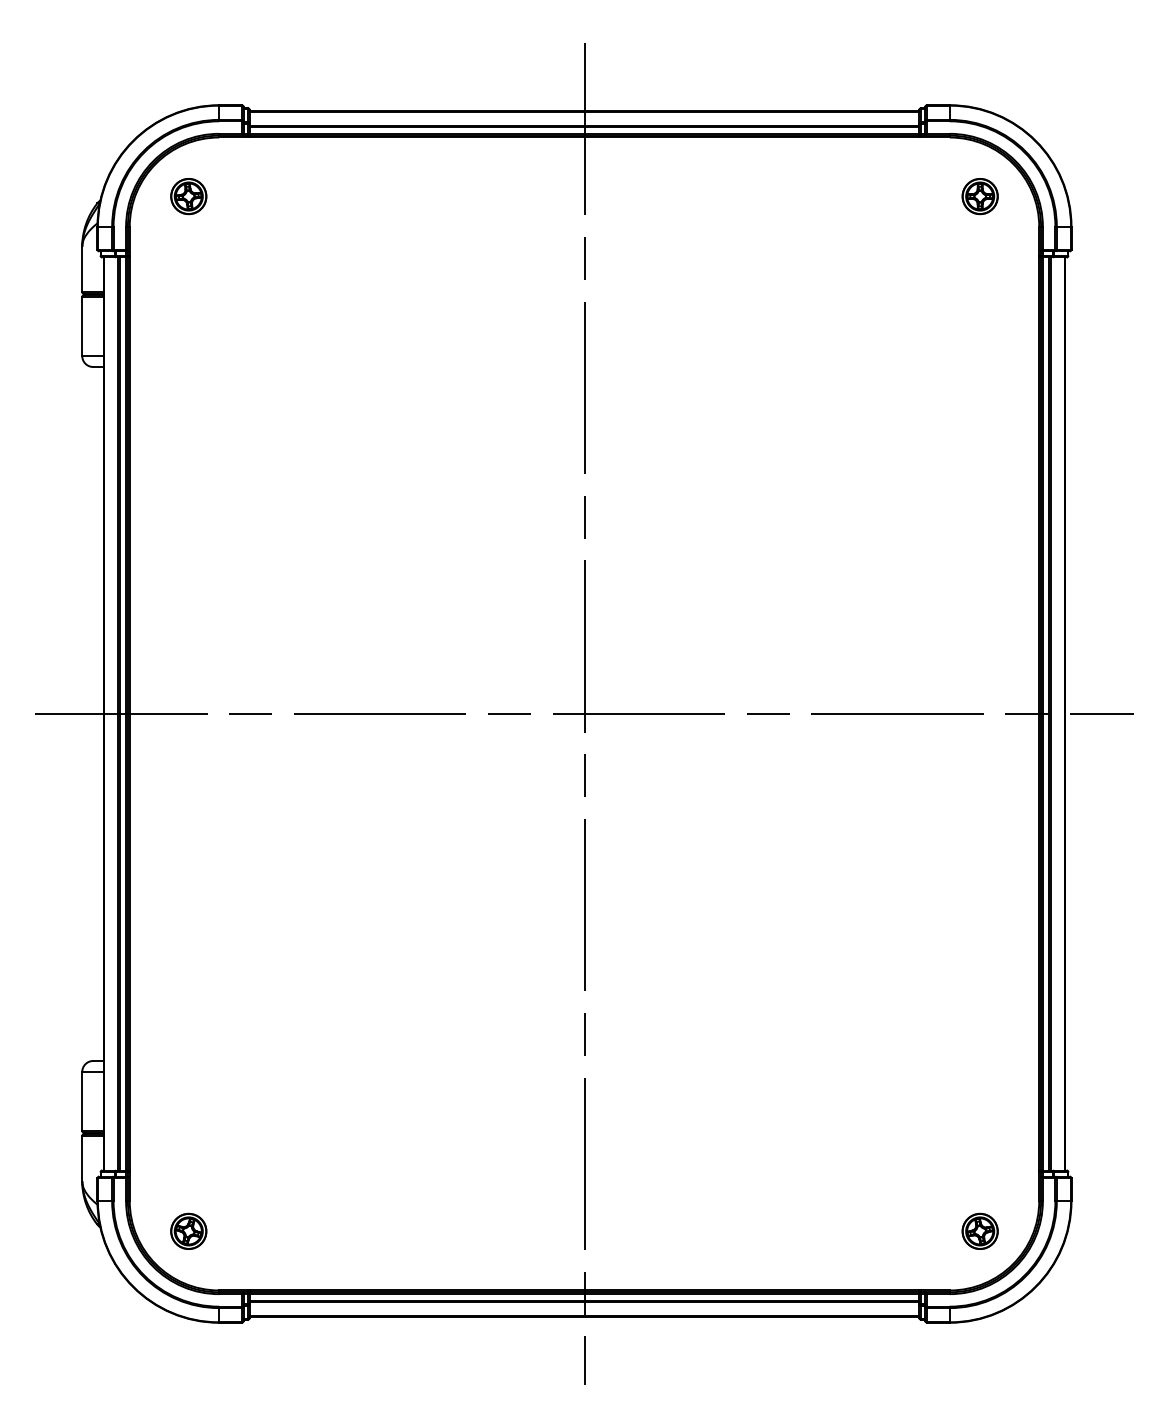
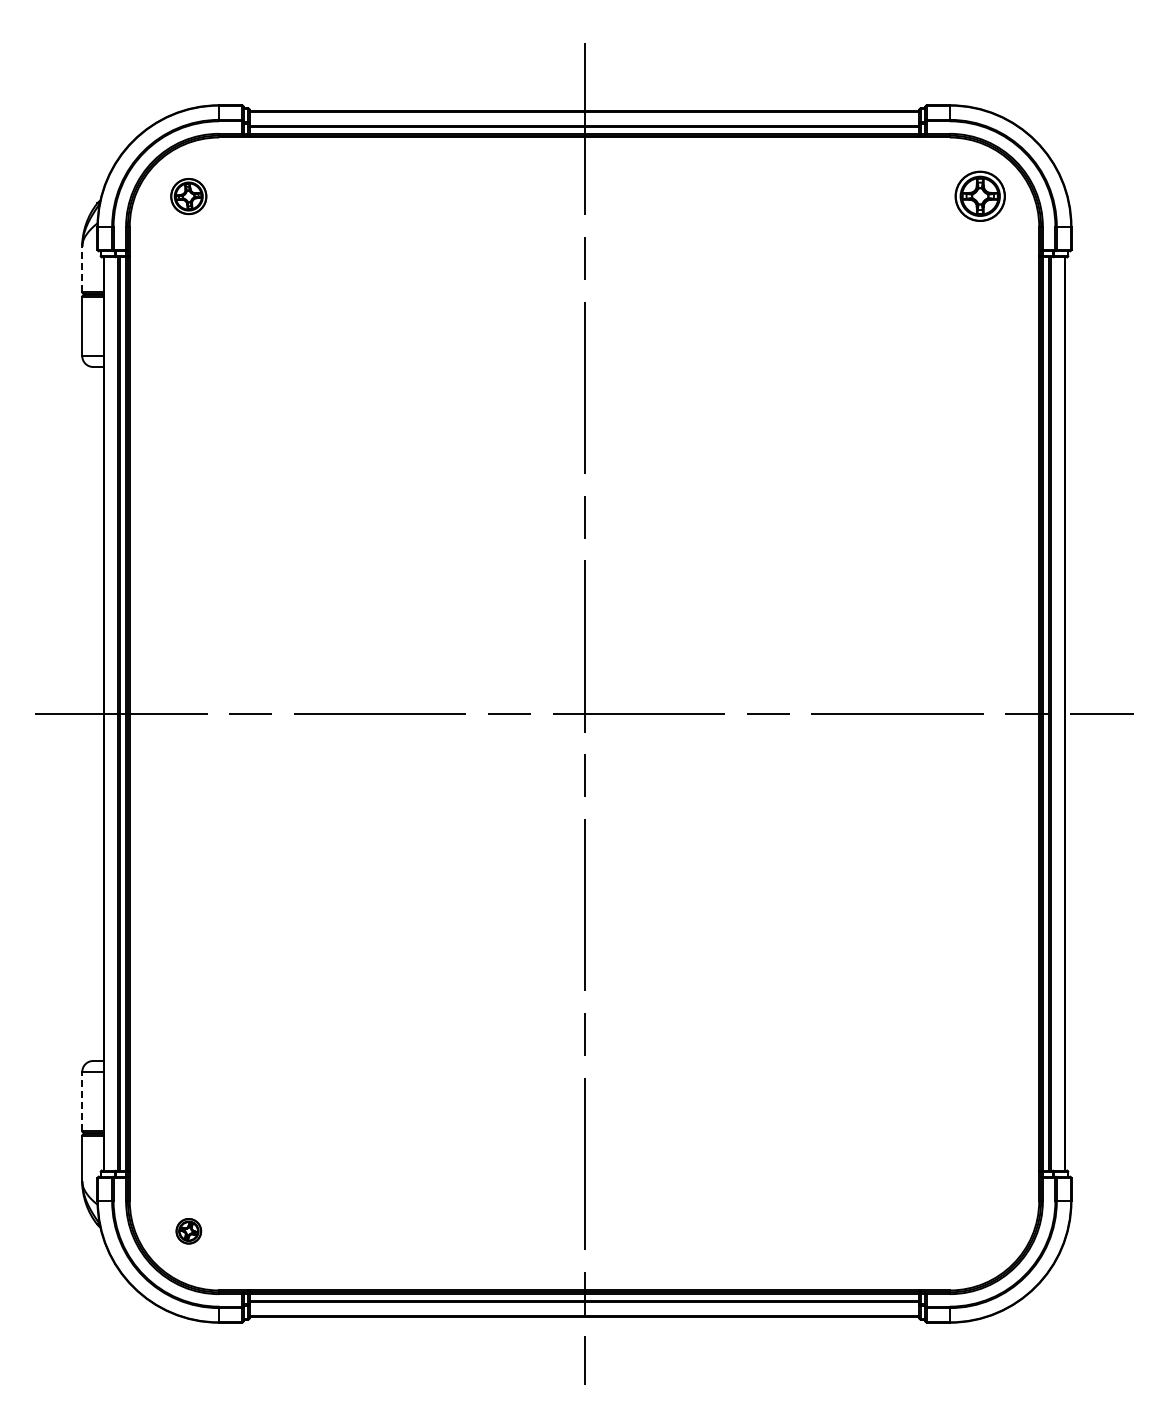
part size: 38x38 px -> 52x52 px (979, 195)
line: solid -> dashed (82, 269)
line: solid -> dashed (82, 1101)
part size: 38x38 px -> 28x27 px (188, 1231)
part: present -> none (979, 1230)
